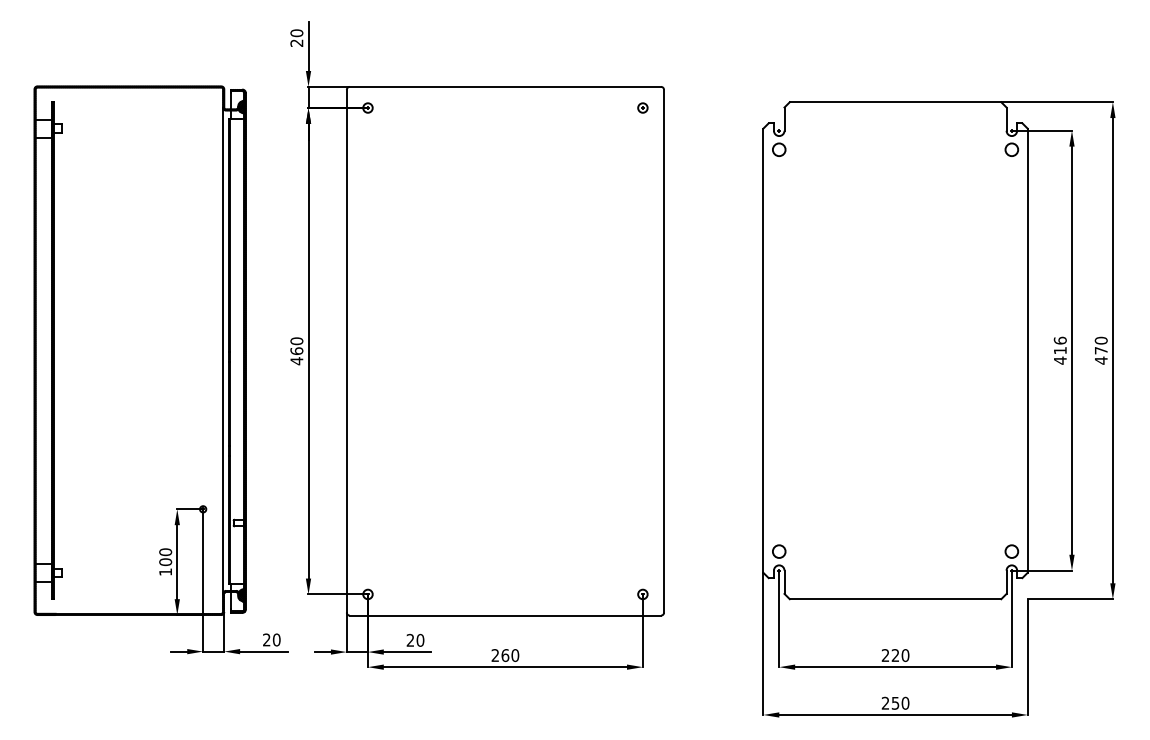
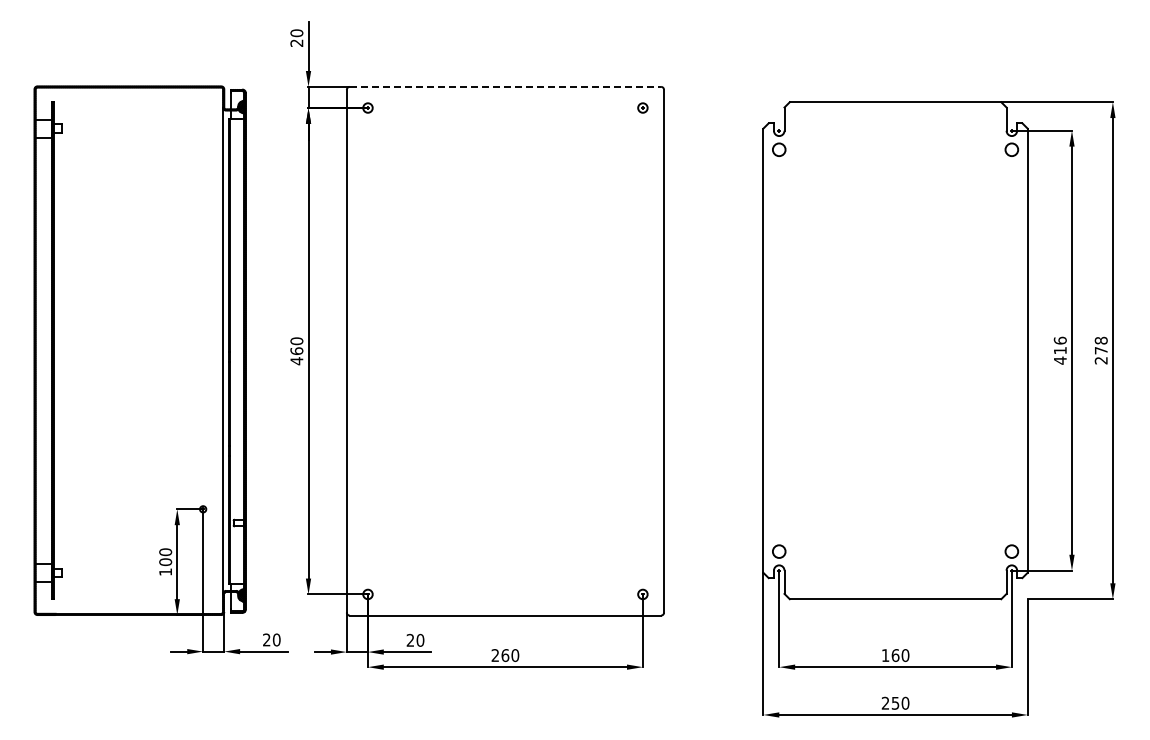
line: solid -> dashed (505, 86)
text: 470 -> 278 (1100, 350)
text: 220 -> 160 (890, 655)
